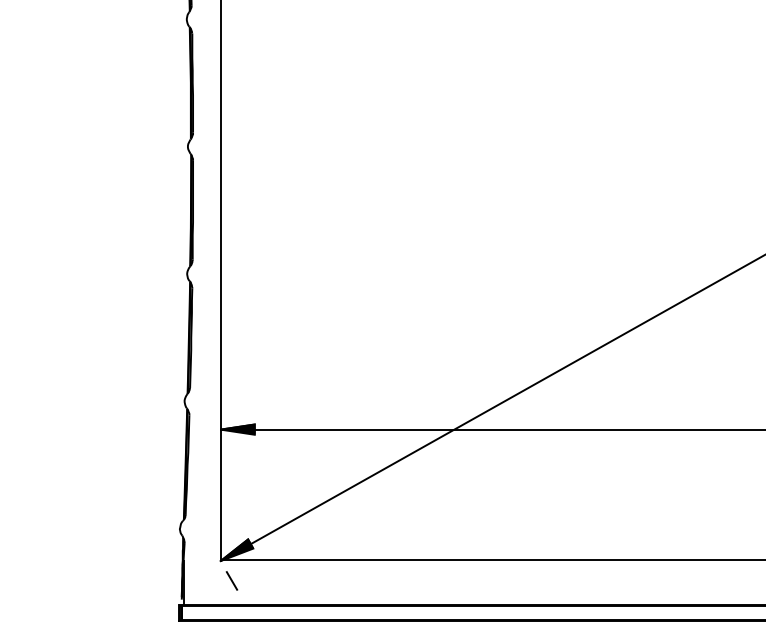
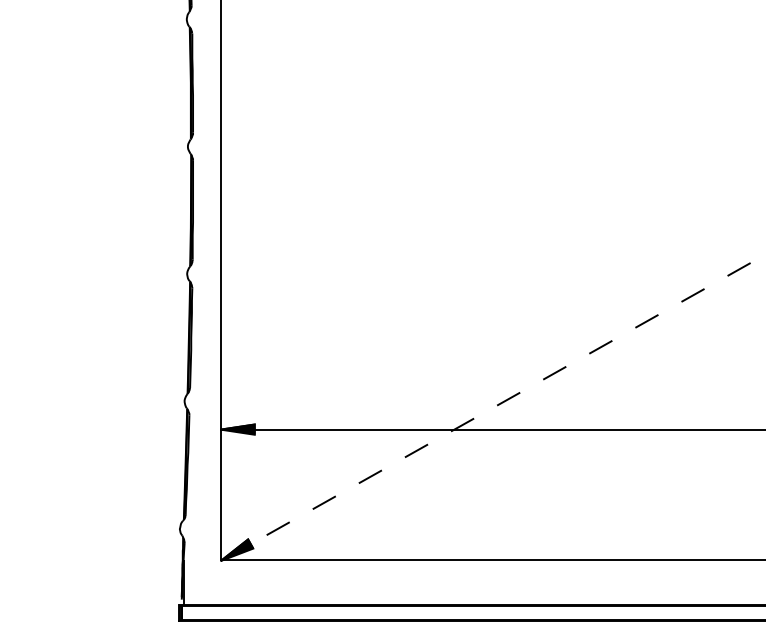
line: solid -> dashed (493, 407)
line: present -> none (231, 580)
